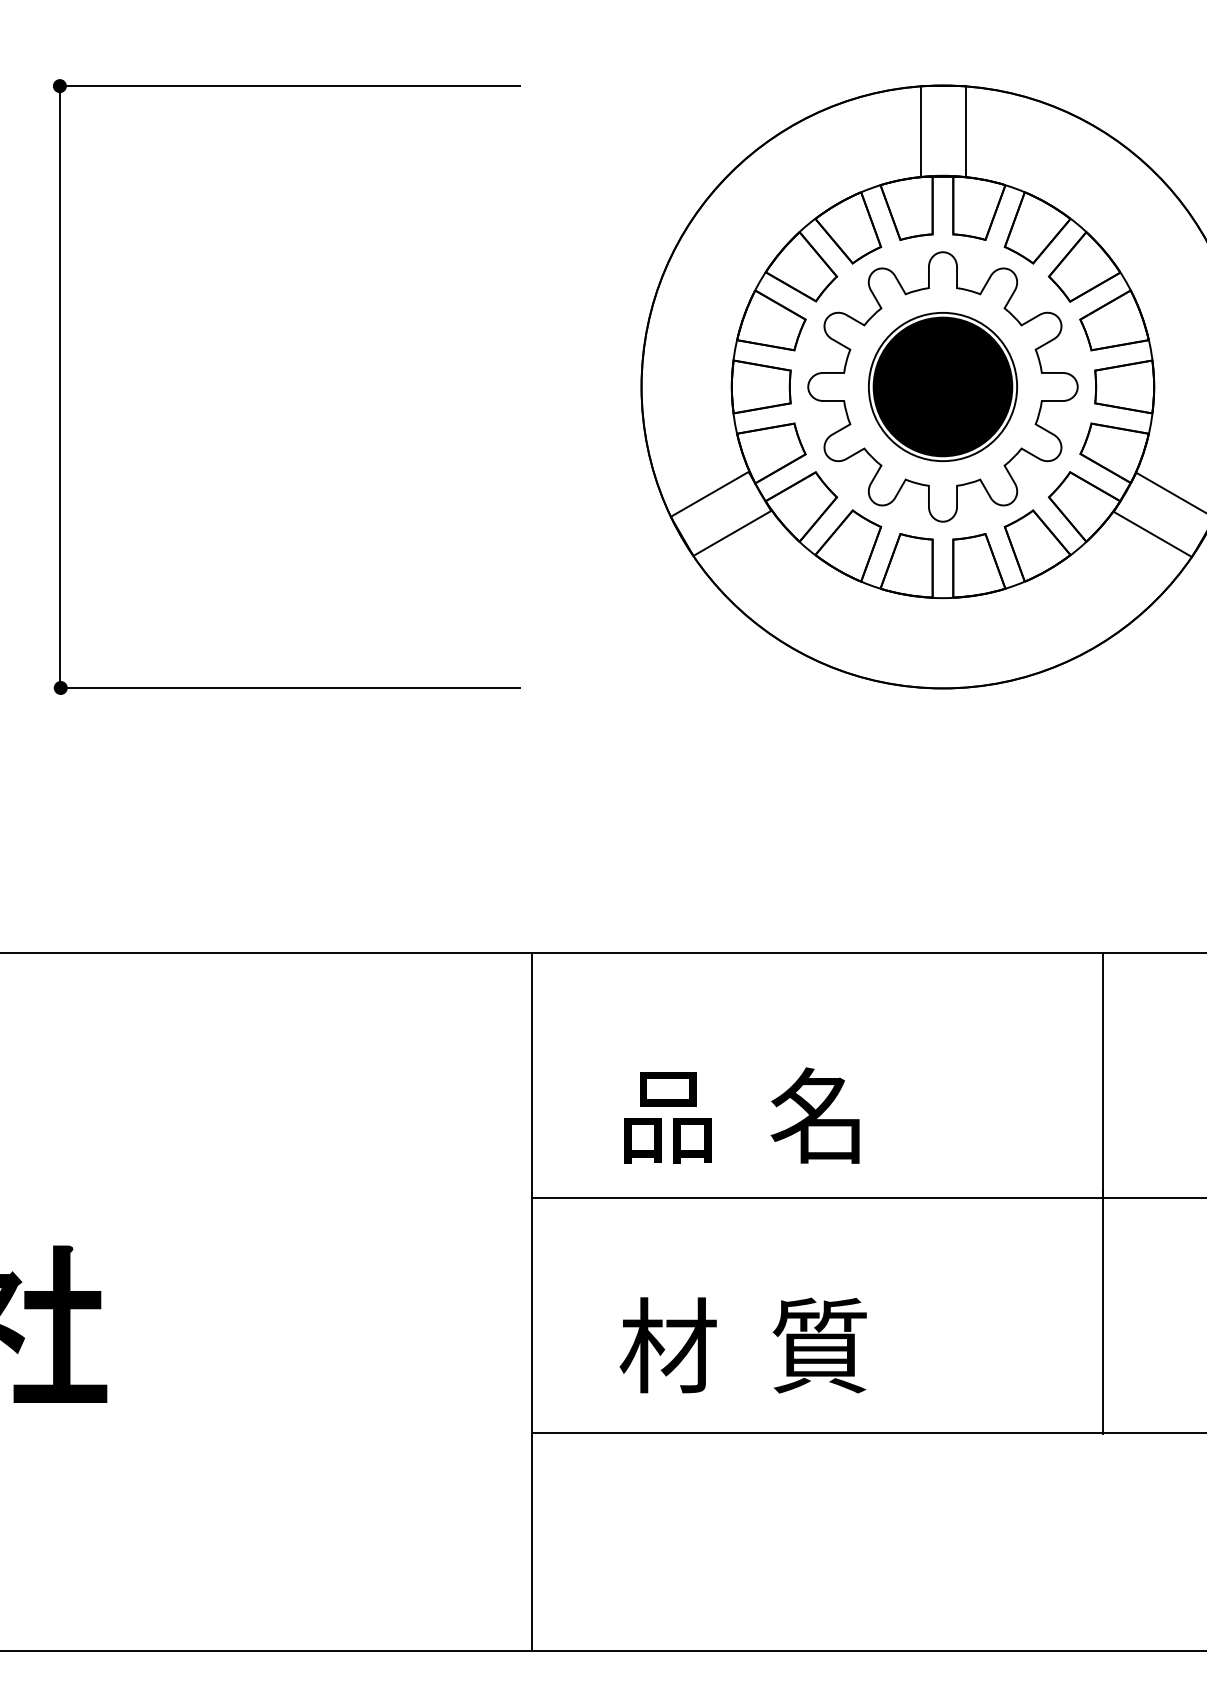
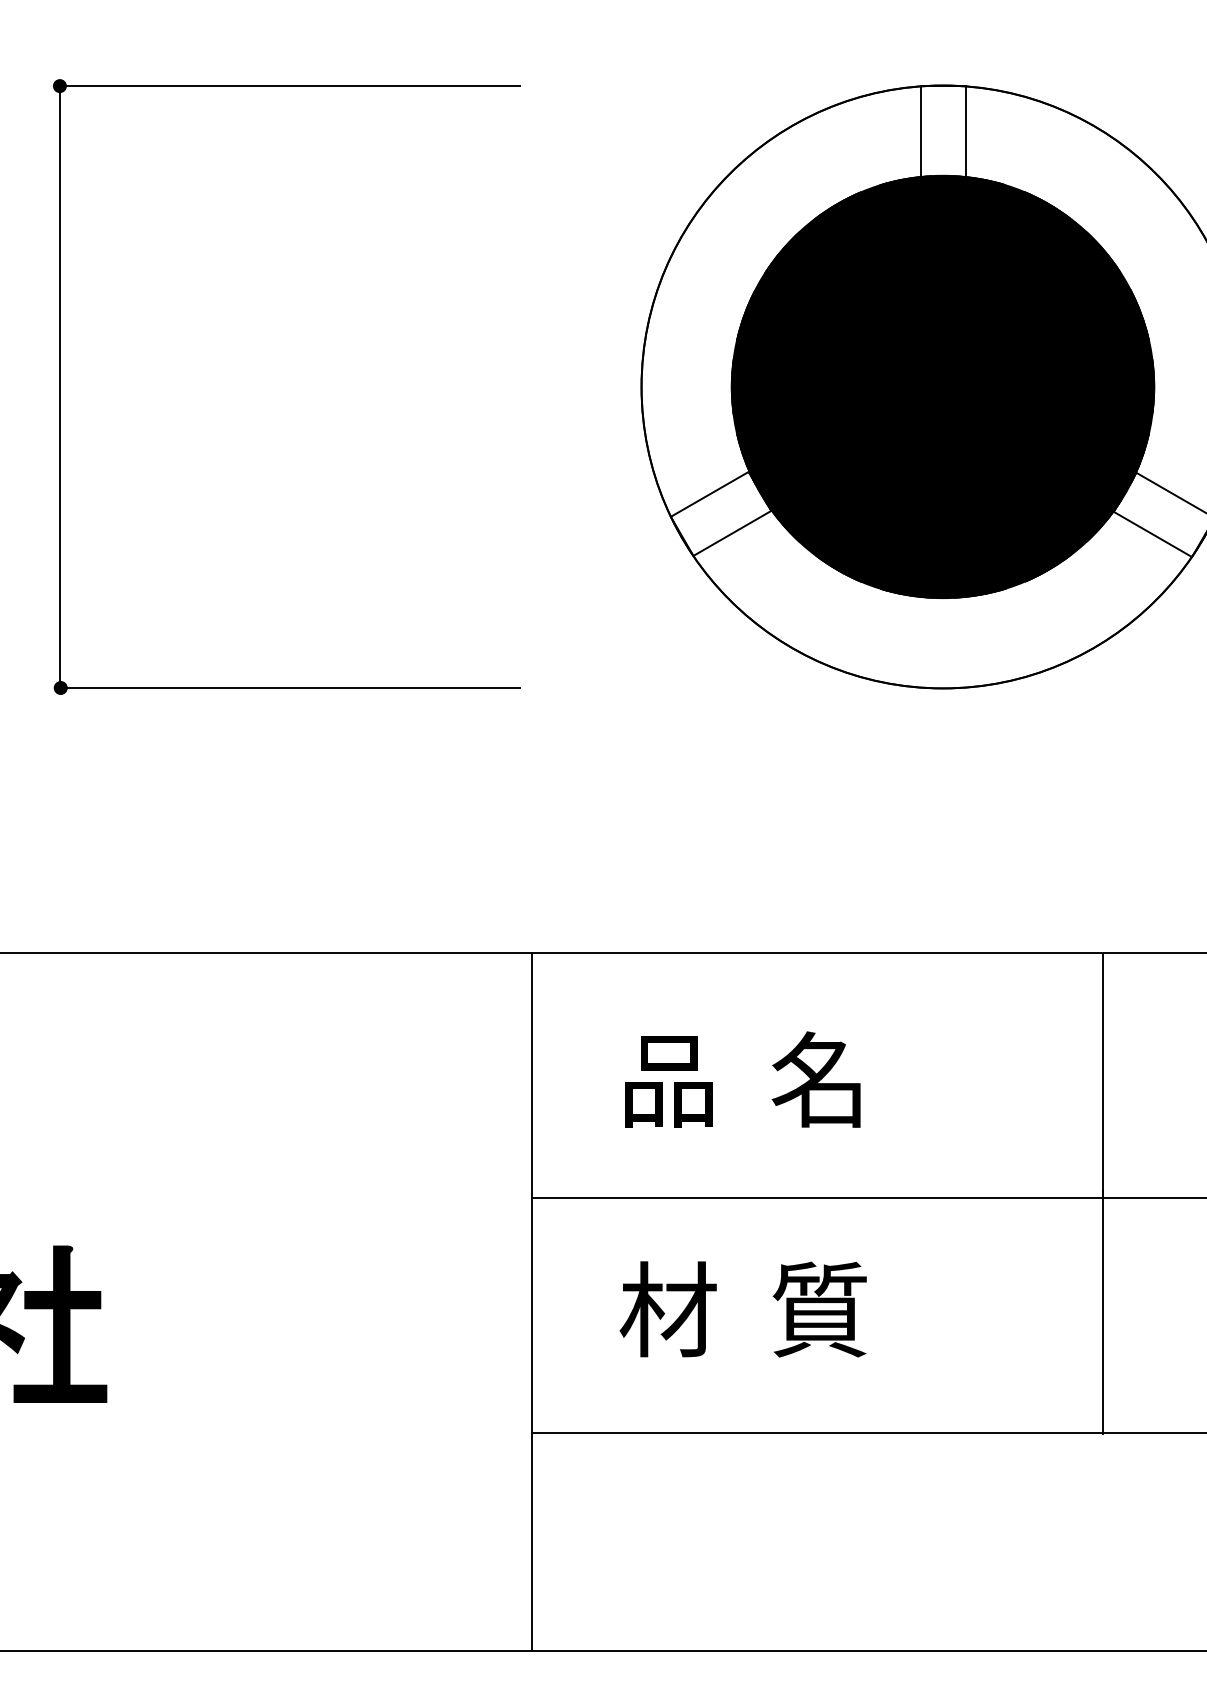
fill: none -> present (942, 386)
text position: (741, 1115) -> (742, 1079) (742, 1079)
text position: (742, 1345) -> (742, 1309) (742, 1309)
